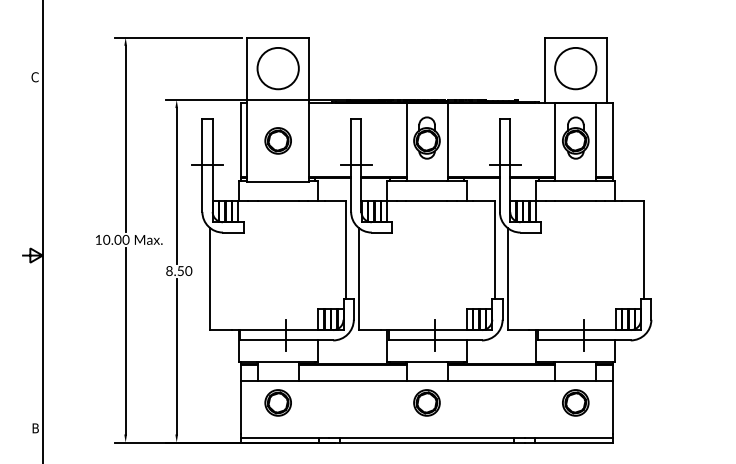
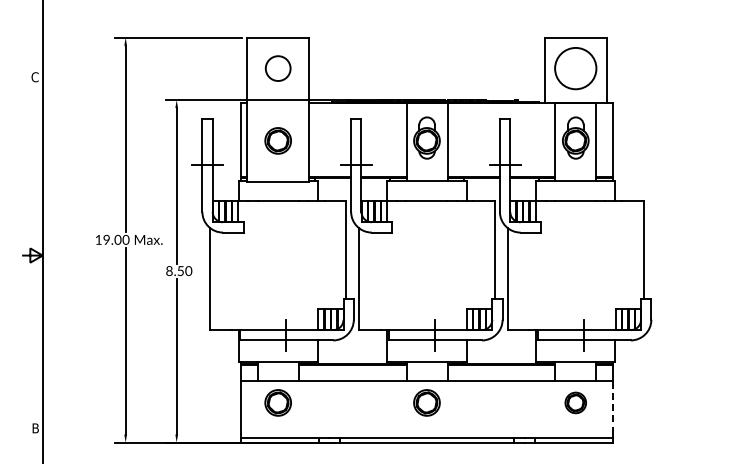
circle diameter: 41 px -> 25 px (277, 68)
text: 10.00 -> 19.00 (106, 240)
part size: 28x28 px -> 23x24 px (575, 402)
line: solid -> dashed (612, 406)
